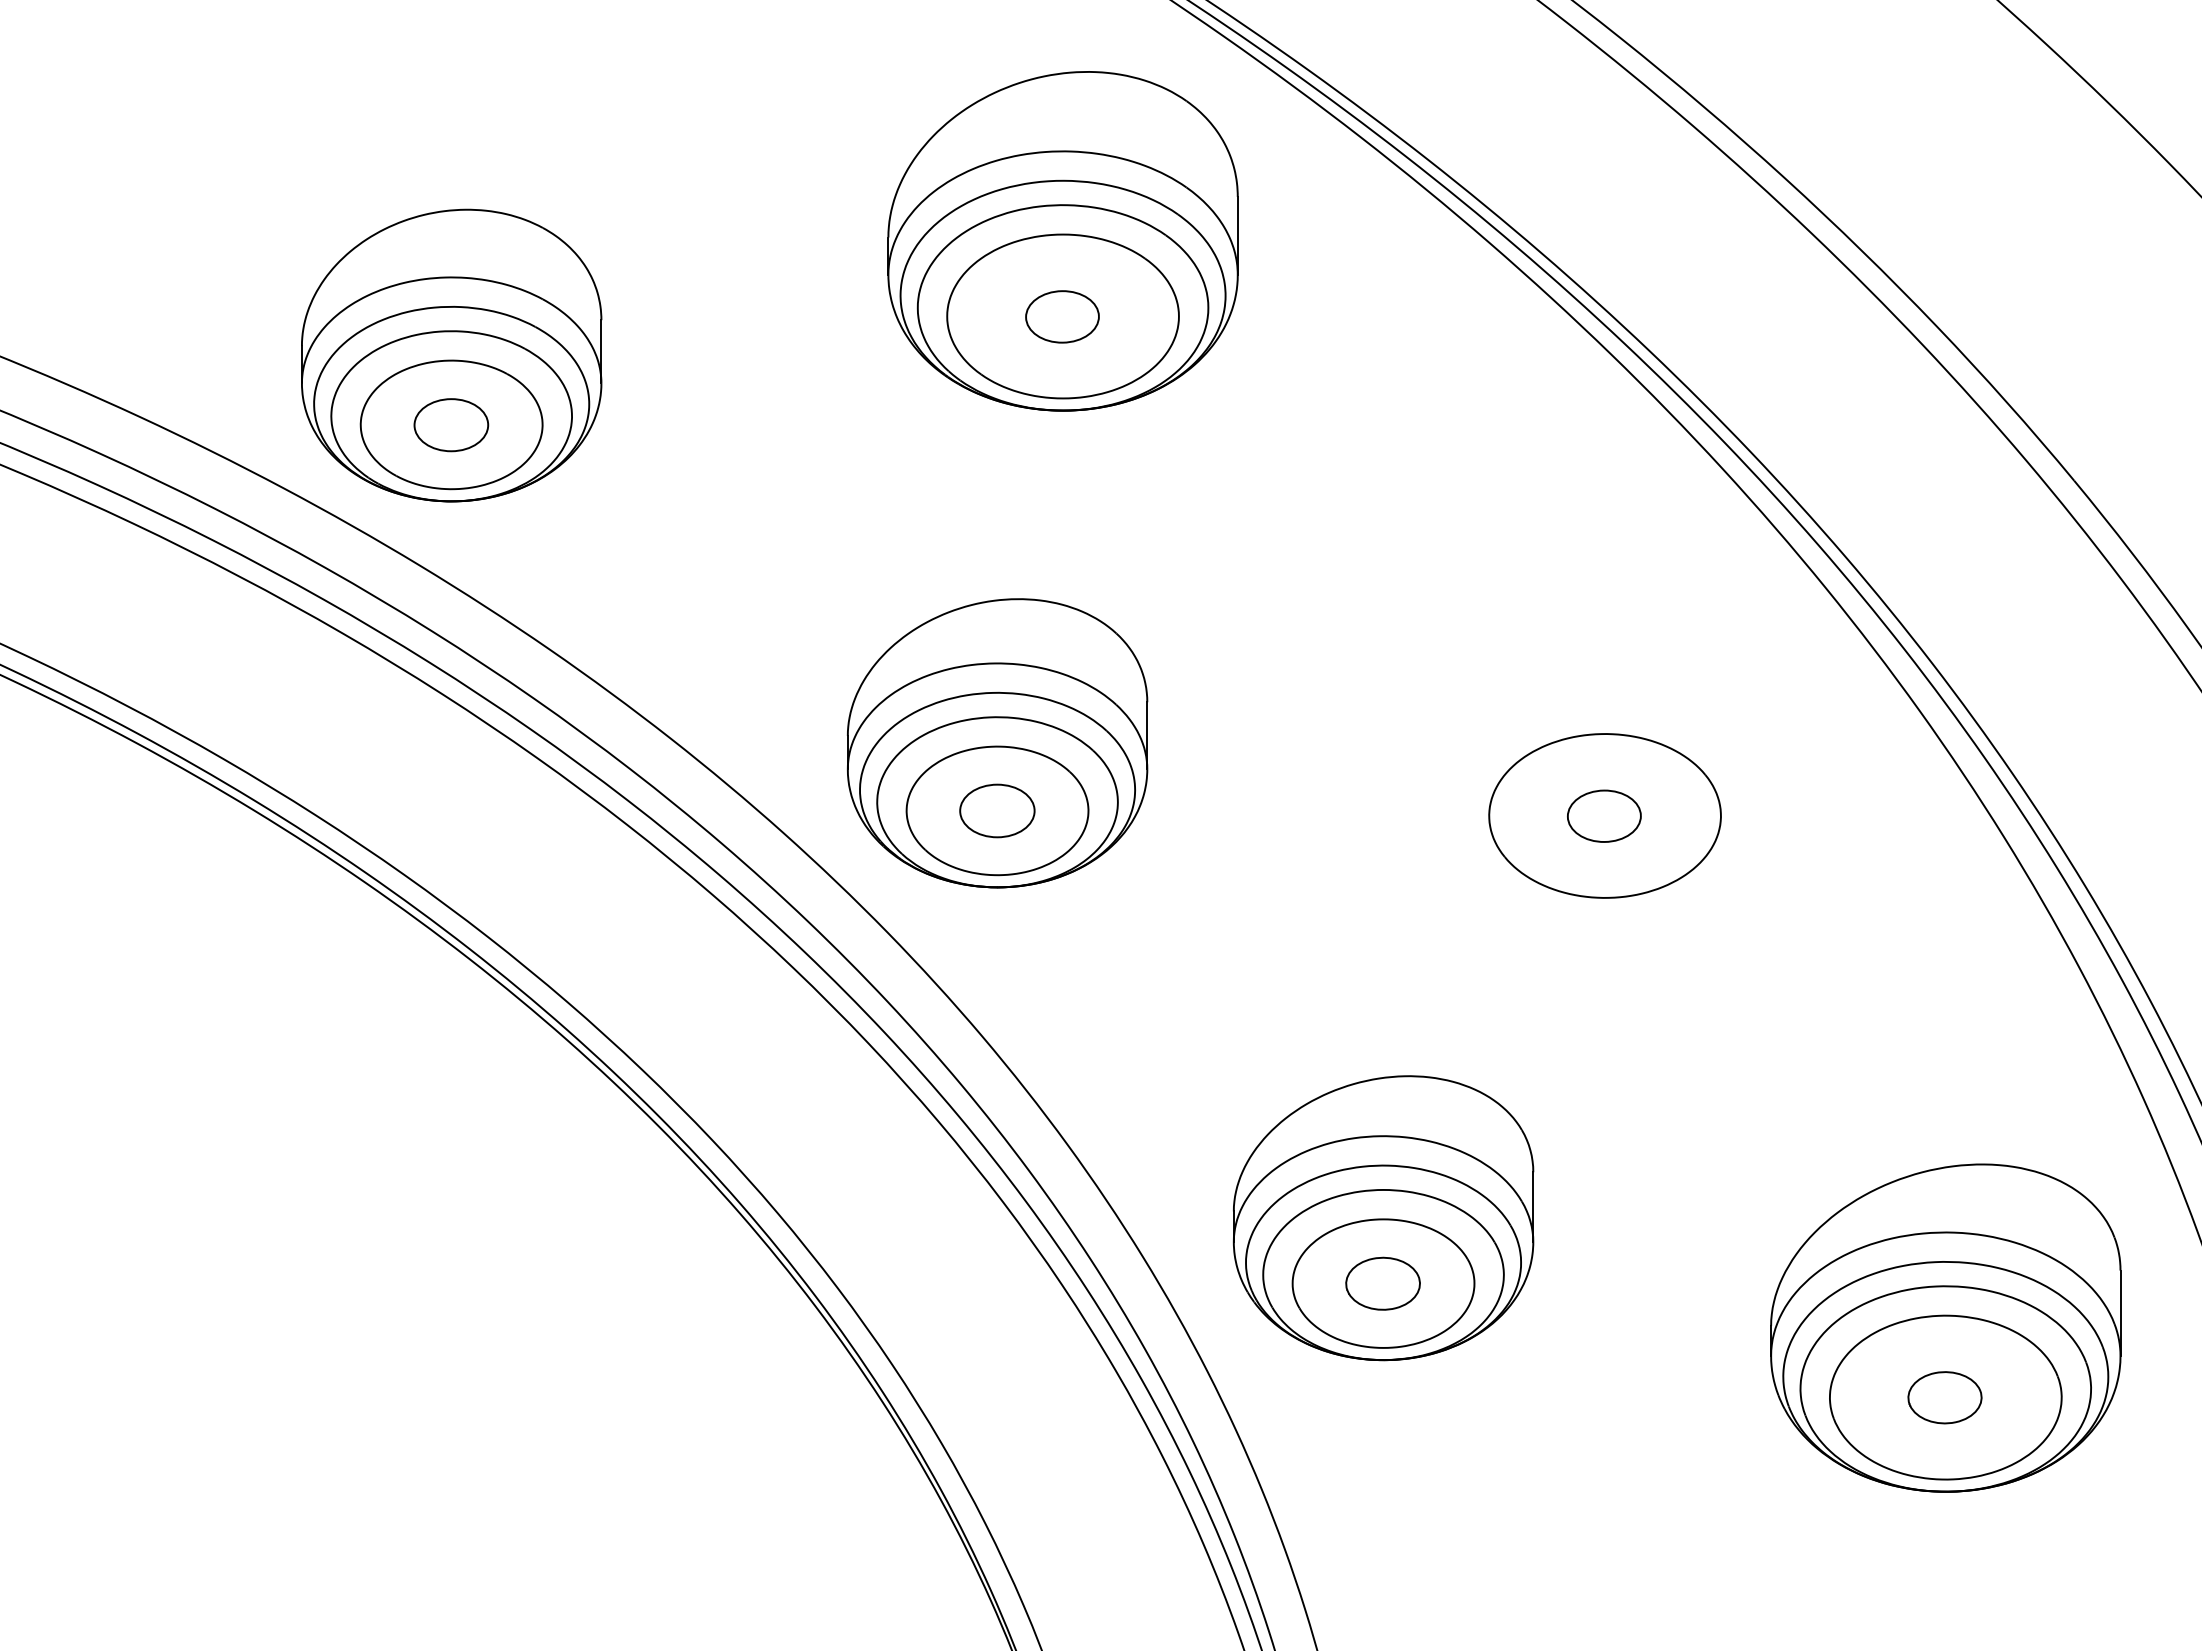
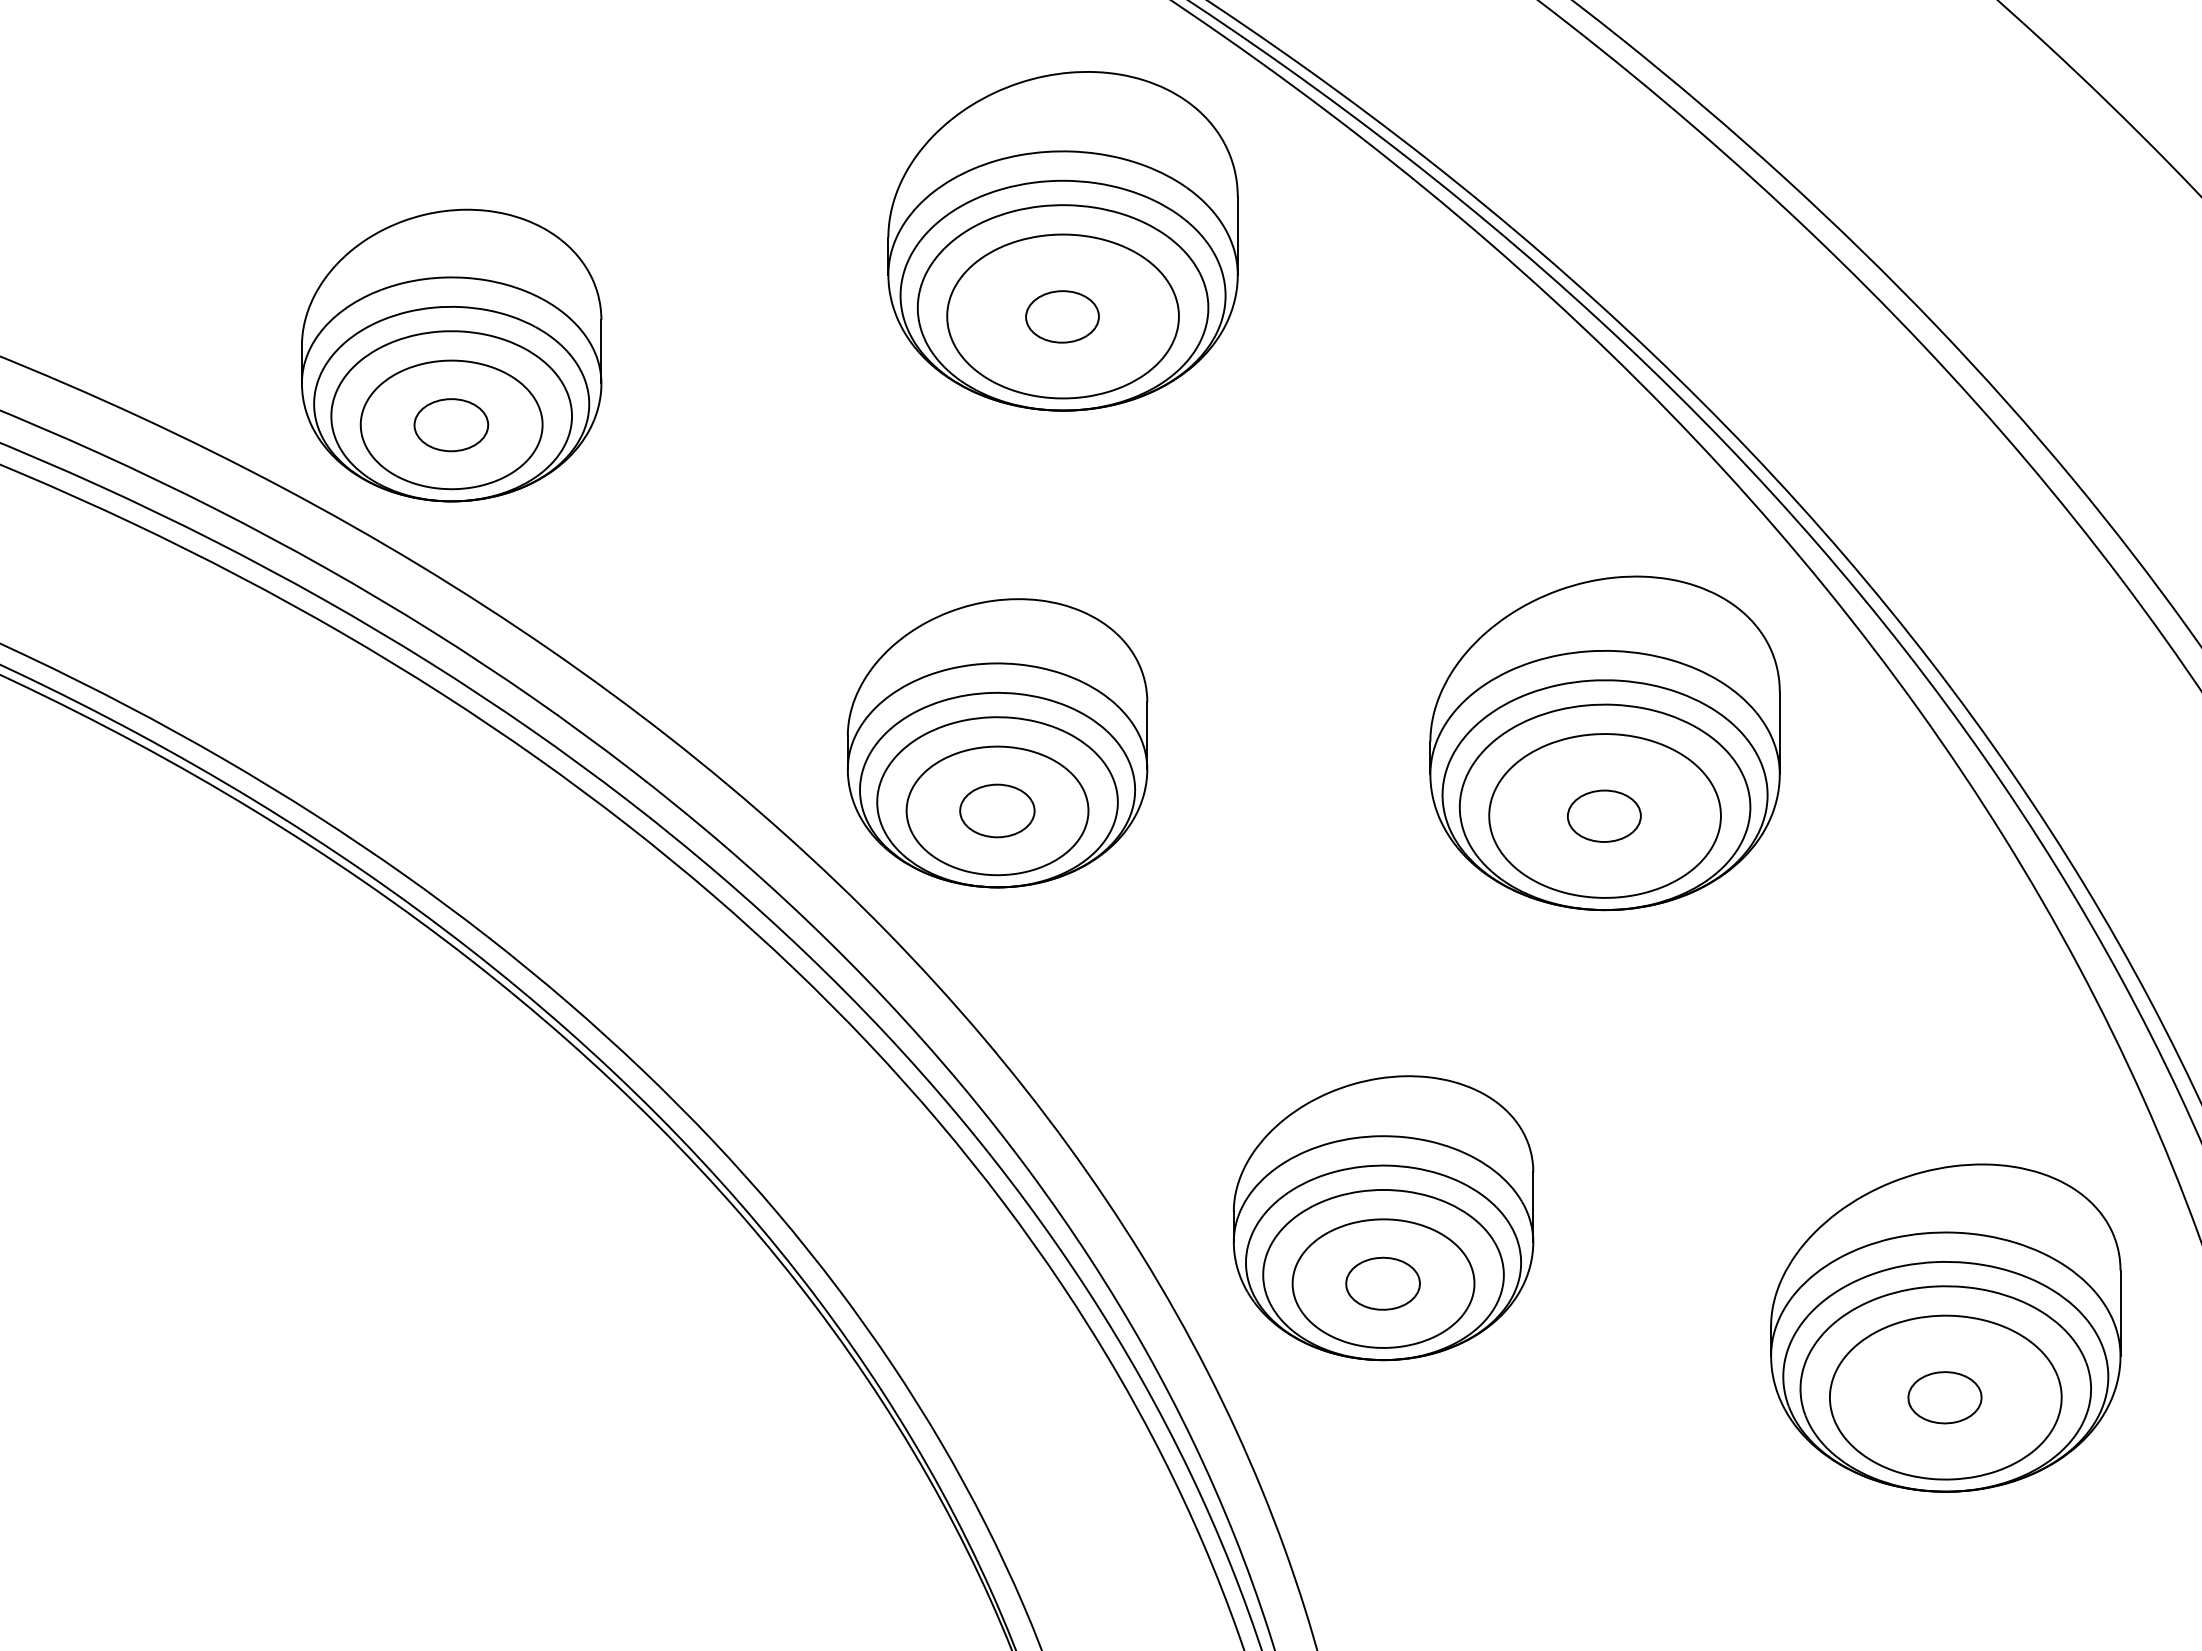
part: none -> present (1604, 743)
